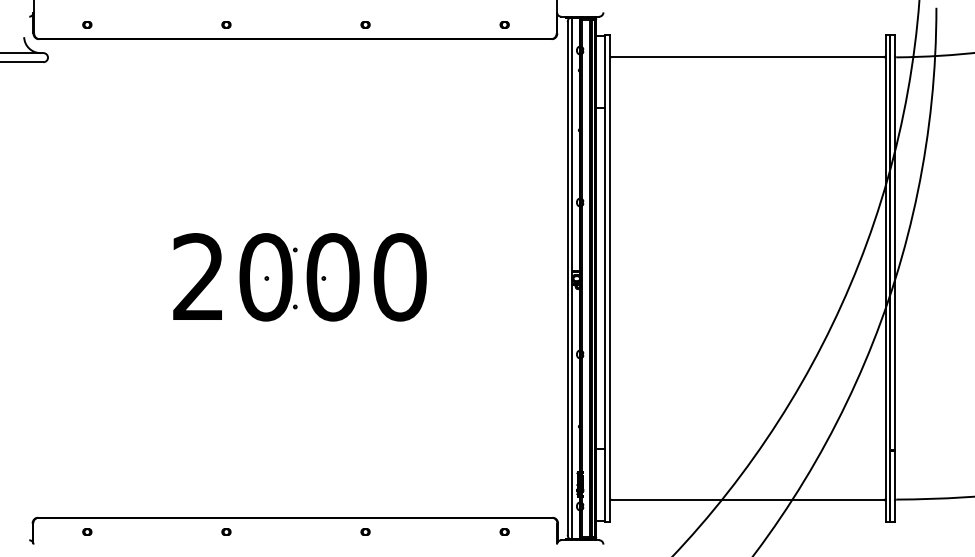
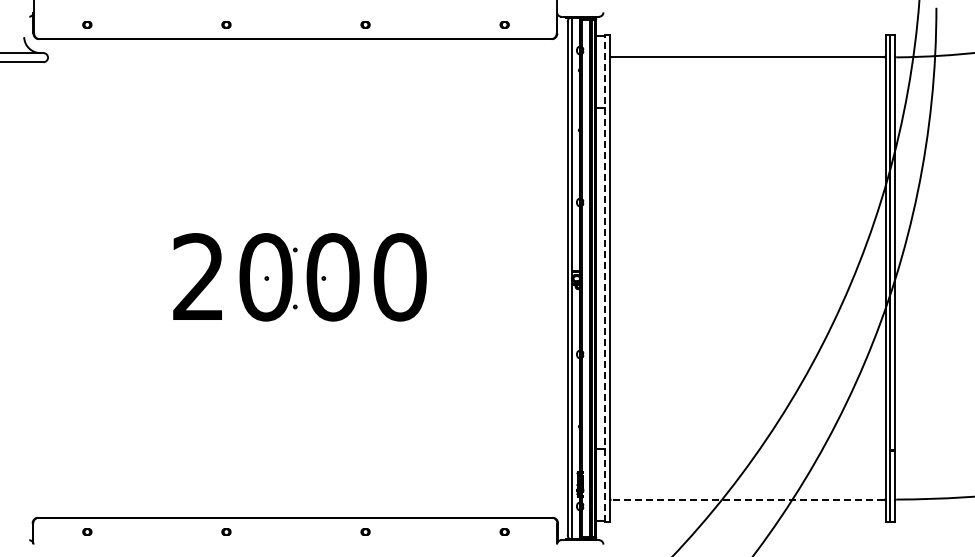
line: solid -> dashed (605, 278)
line: solid -> dashed (747, 499)
